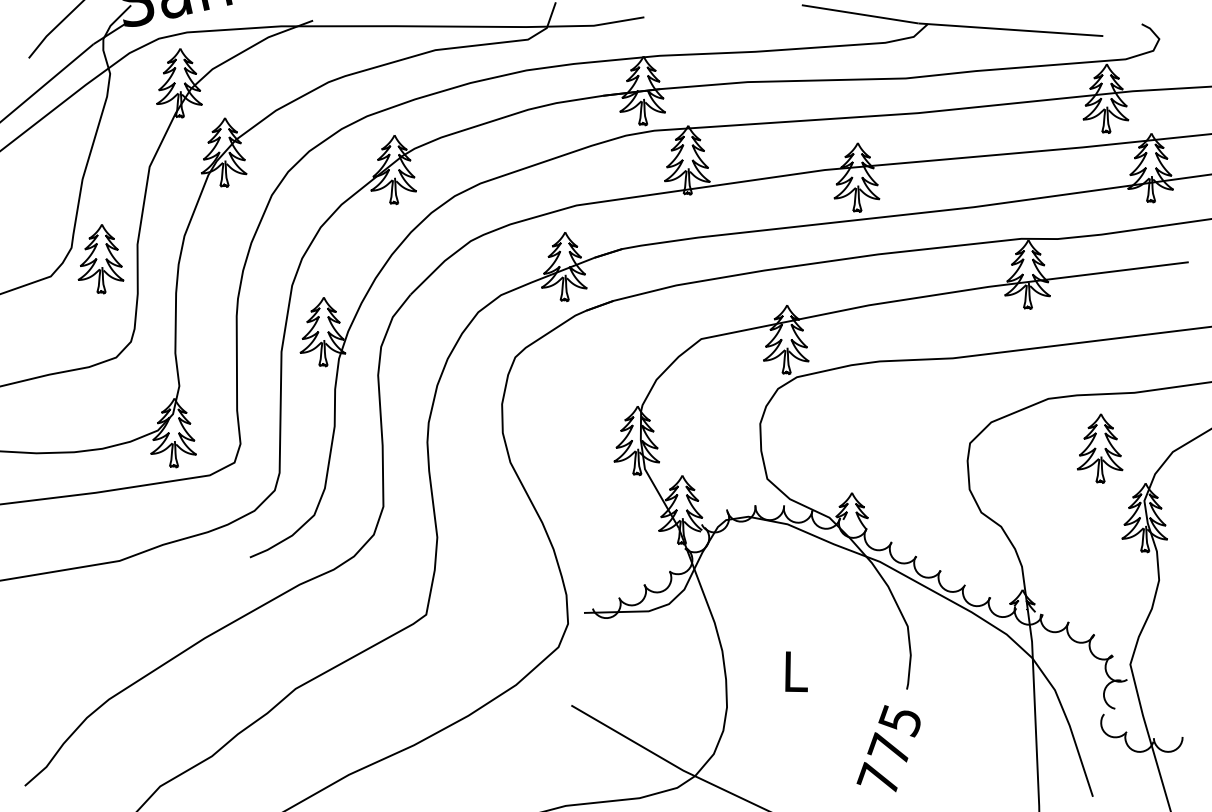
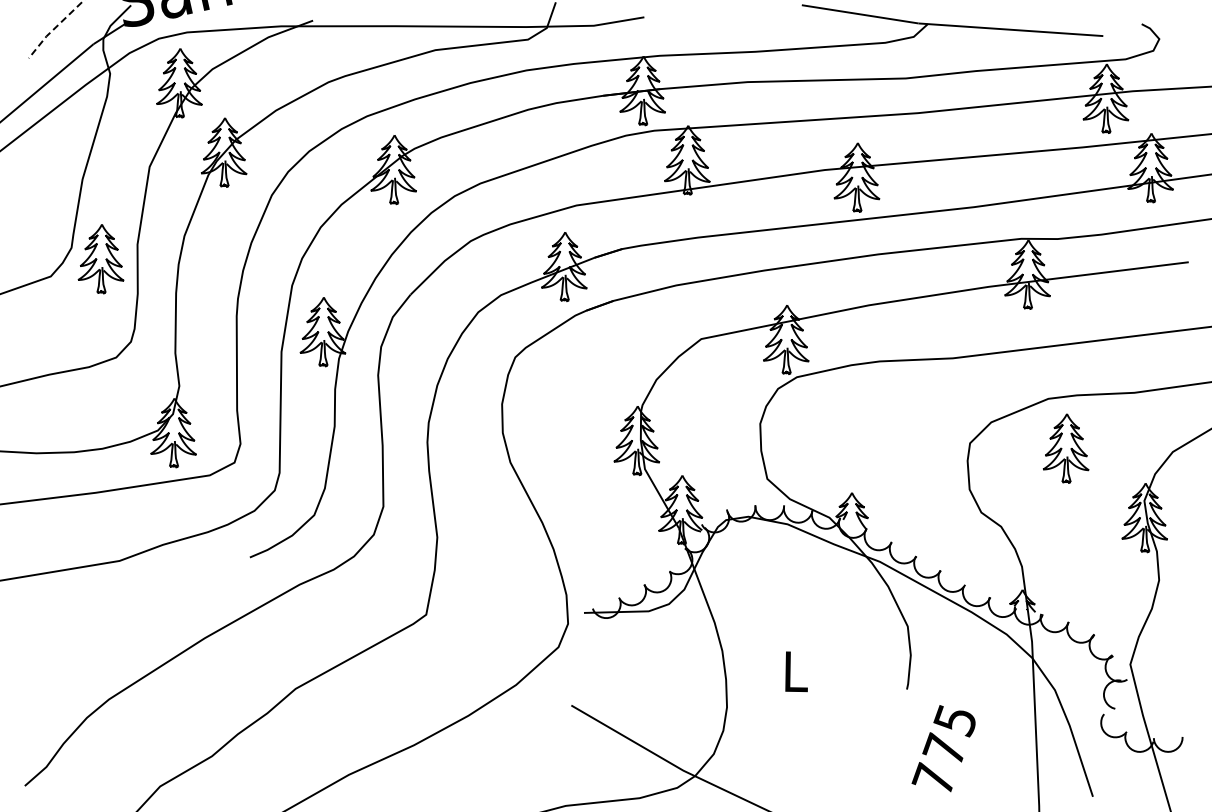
line: solid -> dashed (54, 28)
part position: (1100, 448) -> (1066, 448) (1066, 448)
text position: (888, 748) -> (943, 748) (943, 748)
